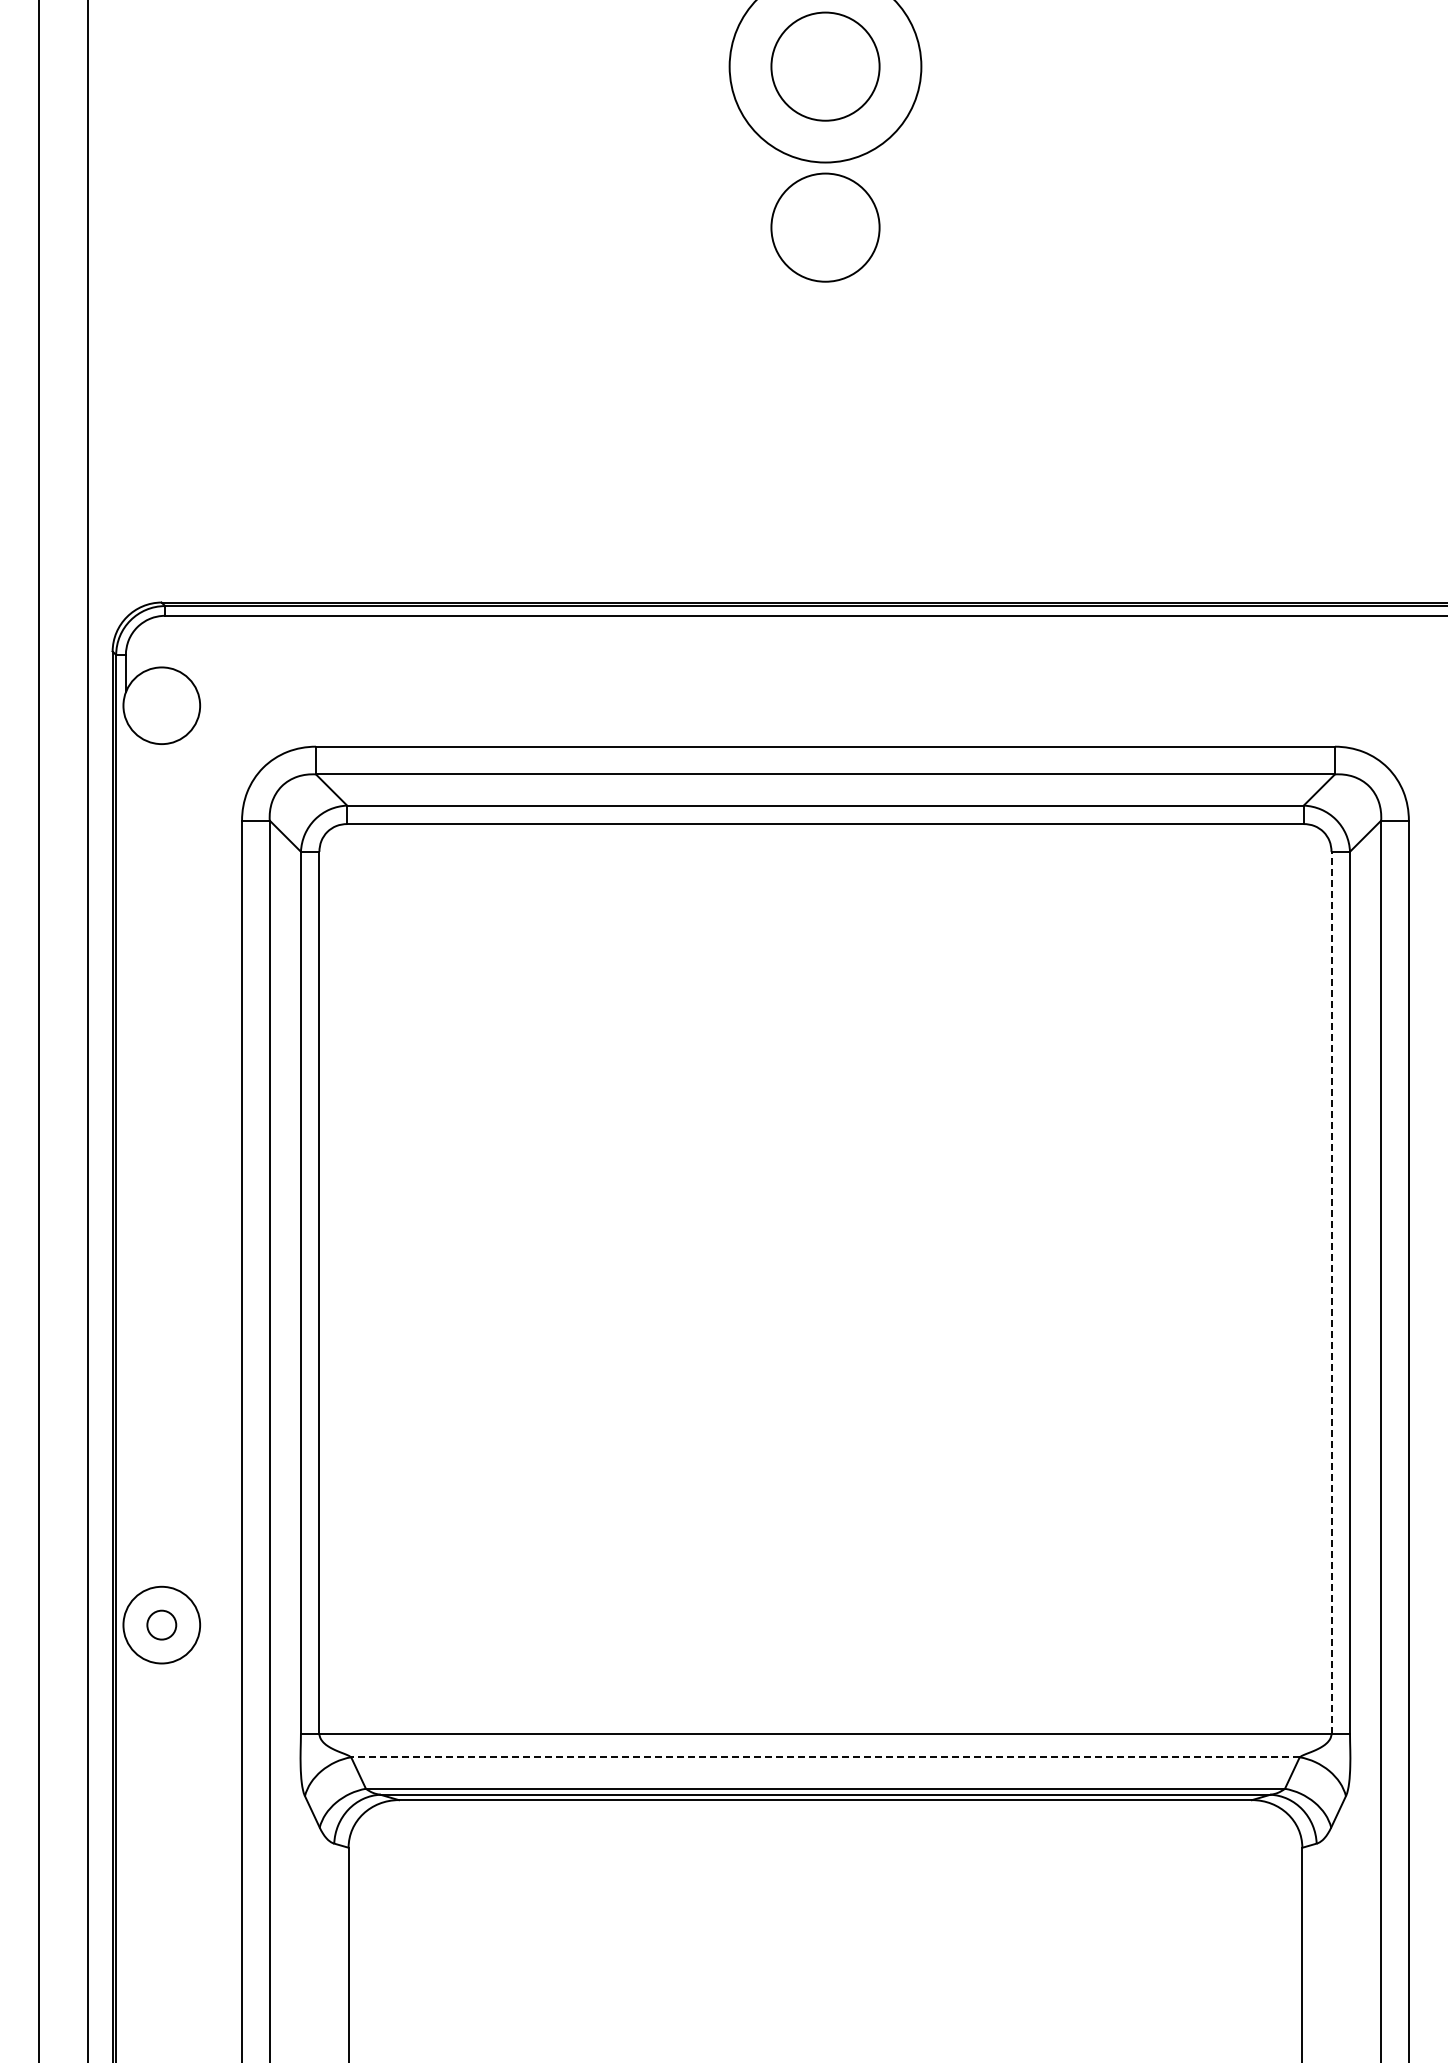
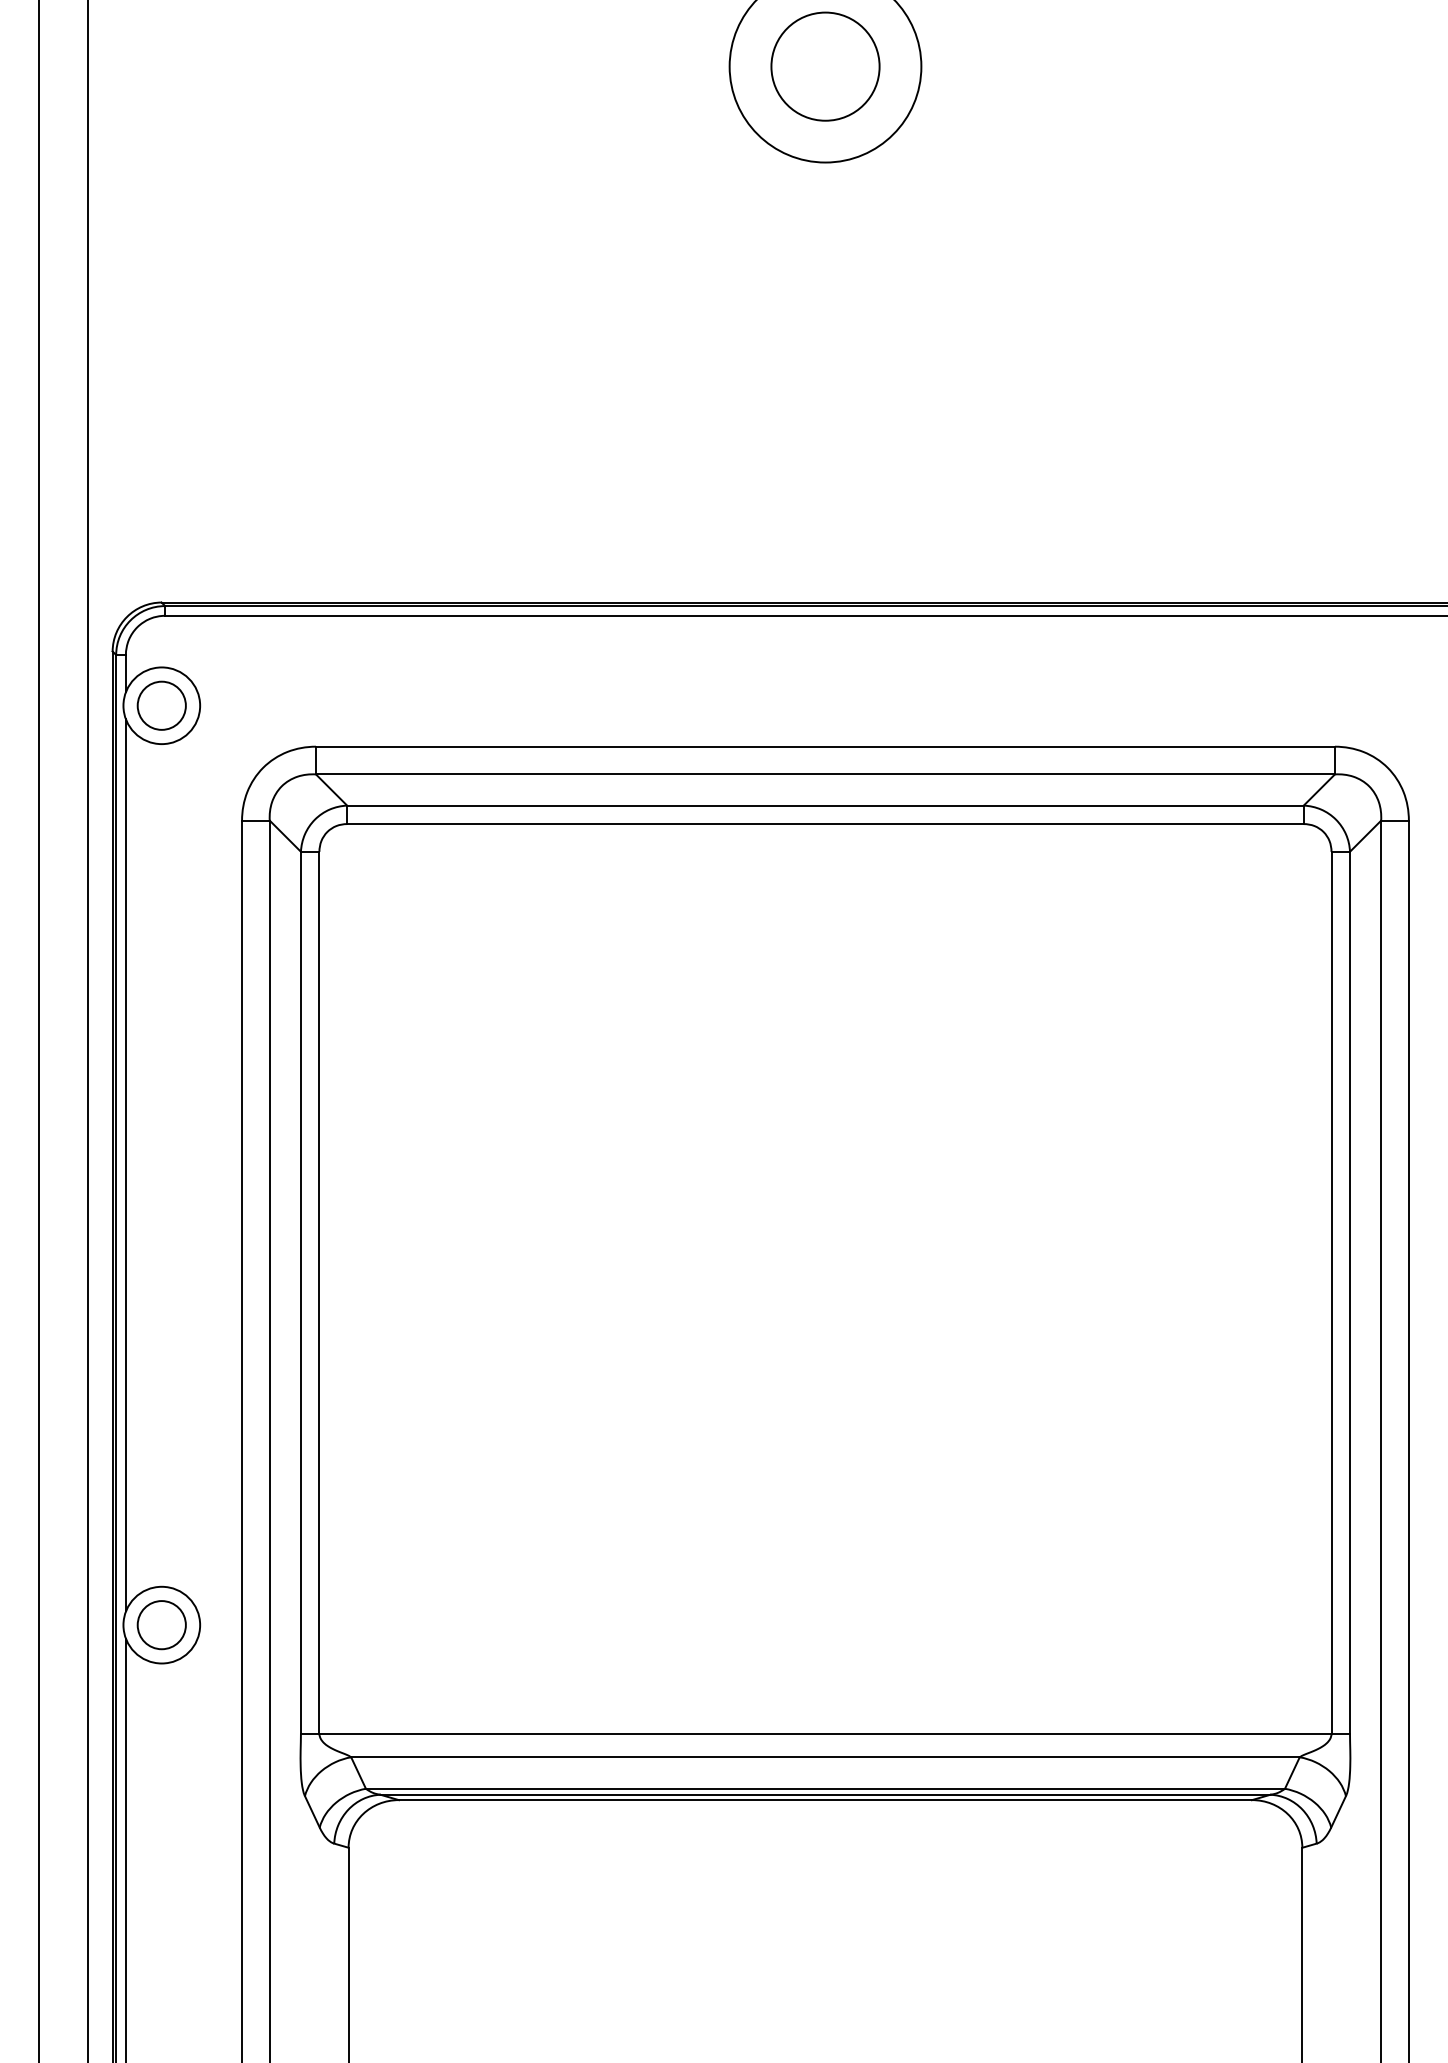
circle: present -> none (825, 227)
circle: none -> present (161, 705)
line: none -> present (125, 1165)
line: dashed -> solid (1331, 1292)
circle diameter: 29 px -> 48 px (161, 1625)
line: dashed -> solid (824, 1757)
line: none -> present (125, 1848)
